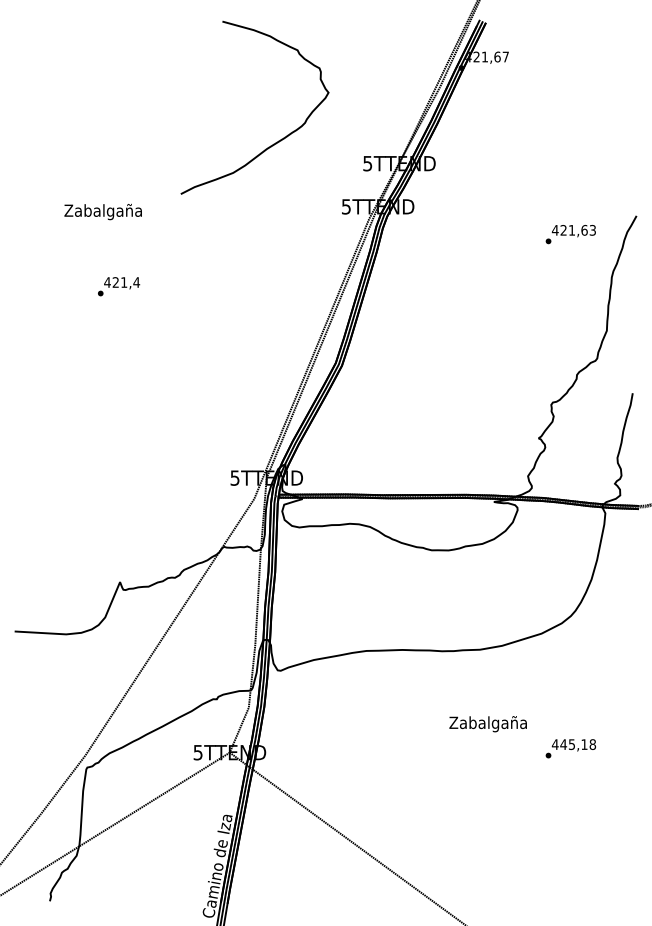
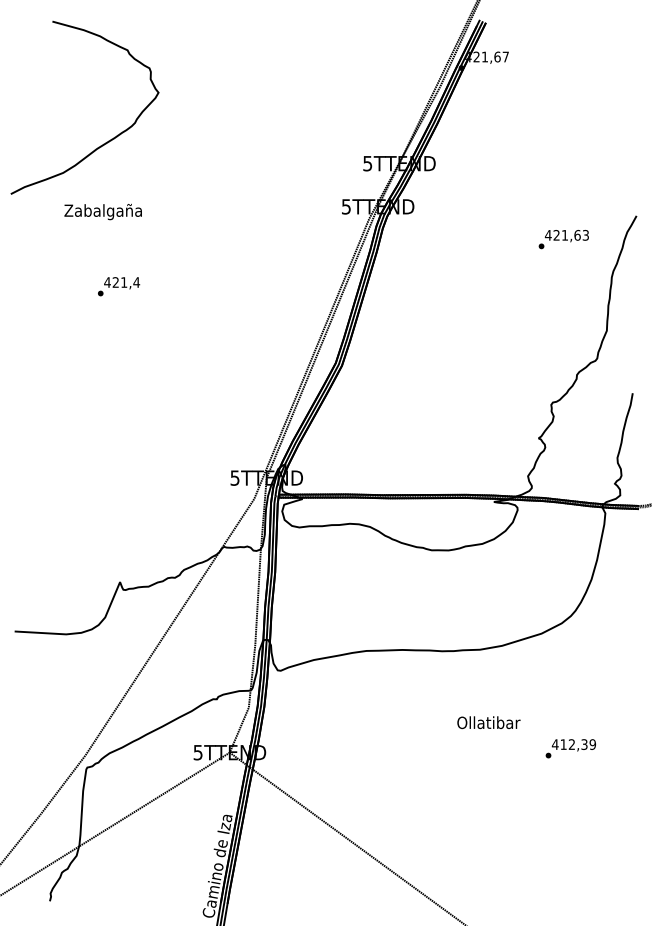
curve position: (273, 143) -> (103, 143) (103, 143)
text position: (570, 234) -> (563, 239) (563, 239)
text: Zabalgaña -> Ollatibar (487, 724)
text: 445,18 -> 412,39 (578, 744)
